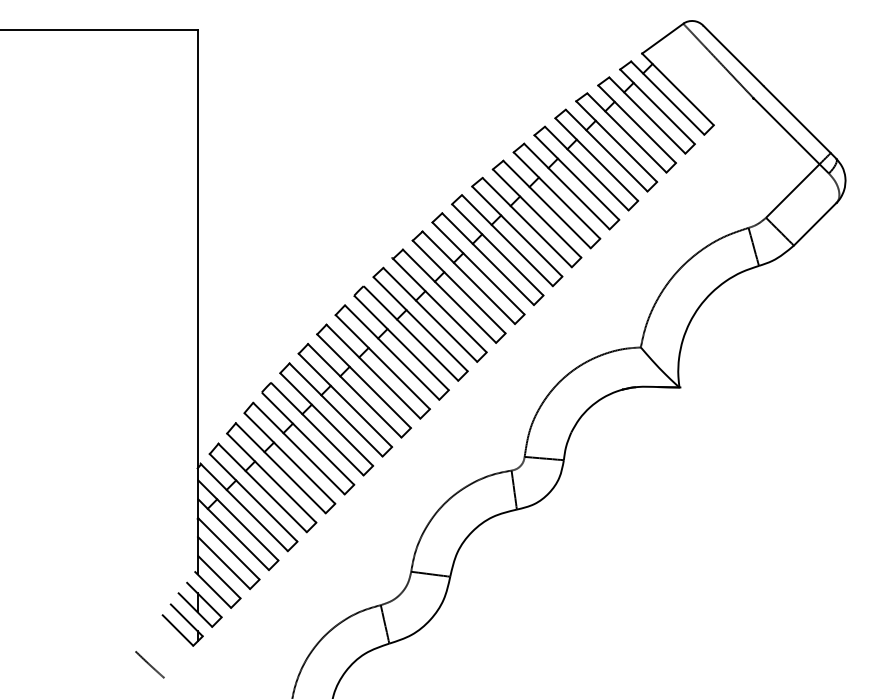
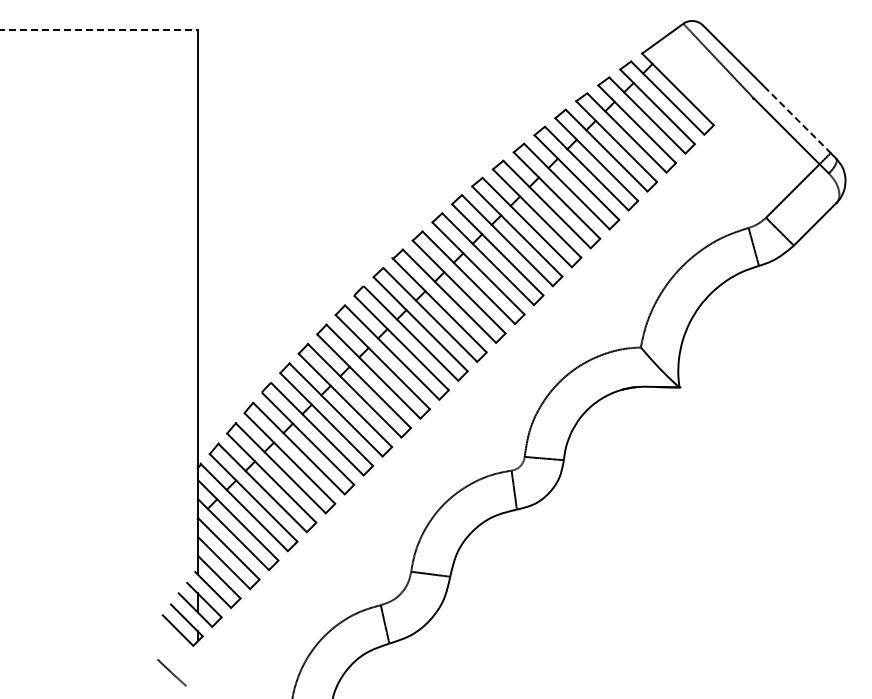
line: solid -> dashed (99, 29)
line: solid -> dashed (797, 120)
line position: (149, 664) -> (171, 672) (171, 672)
